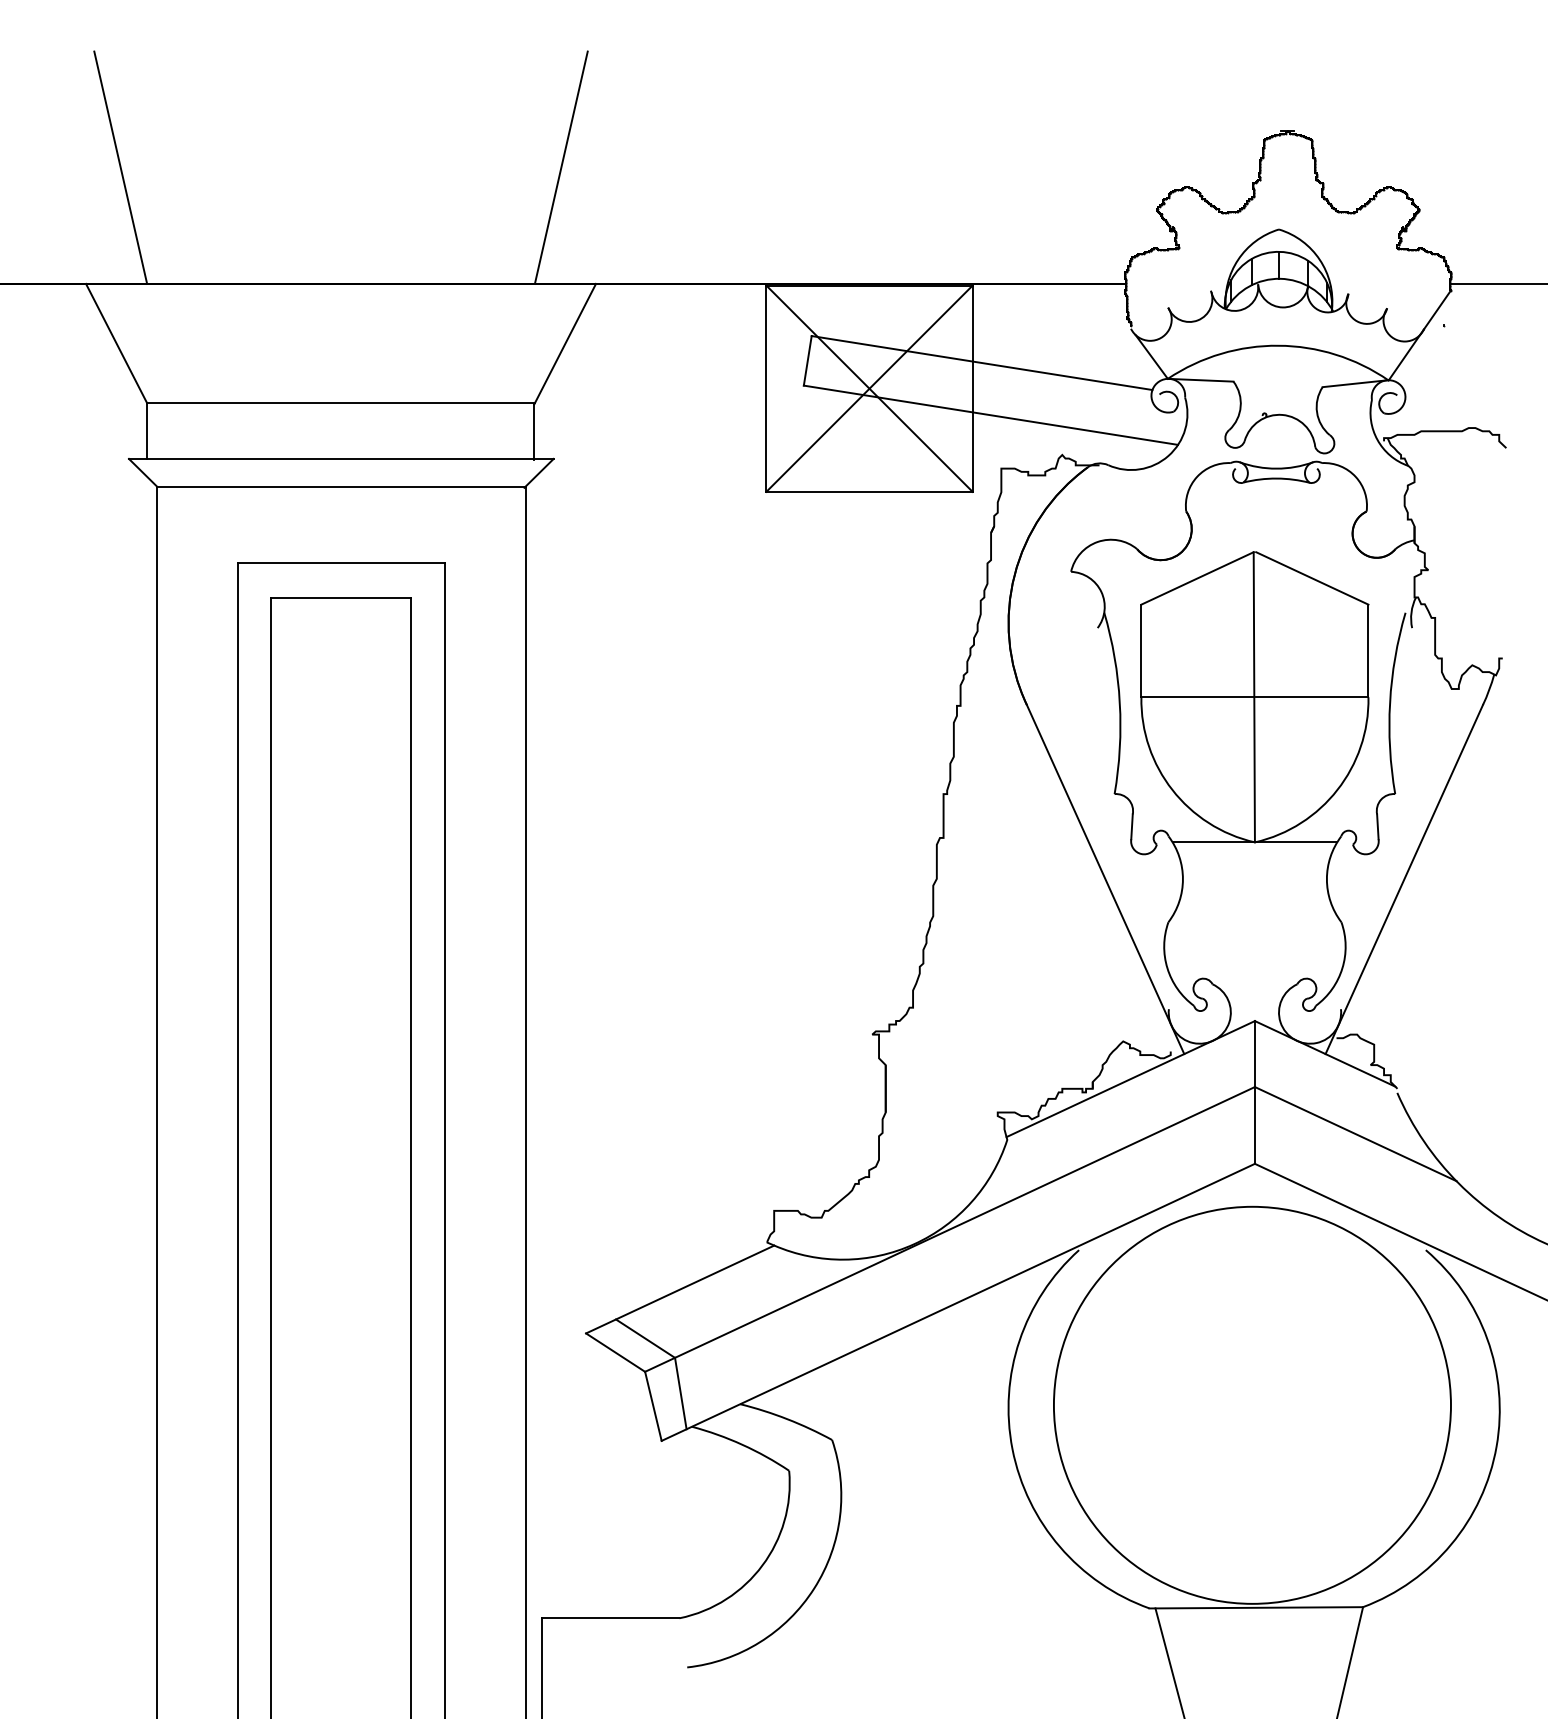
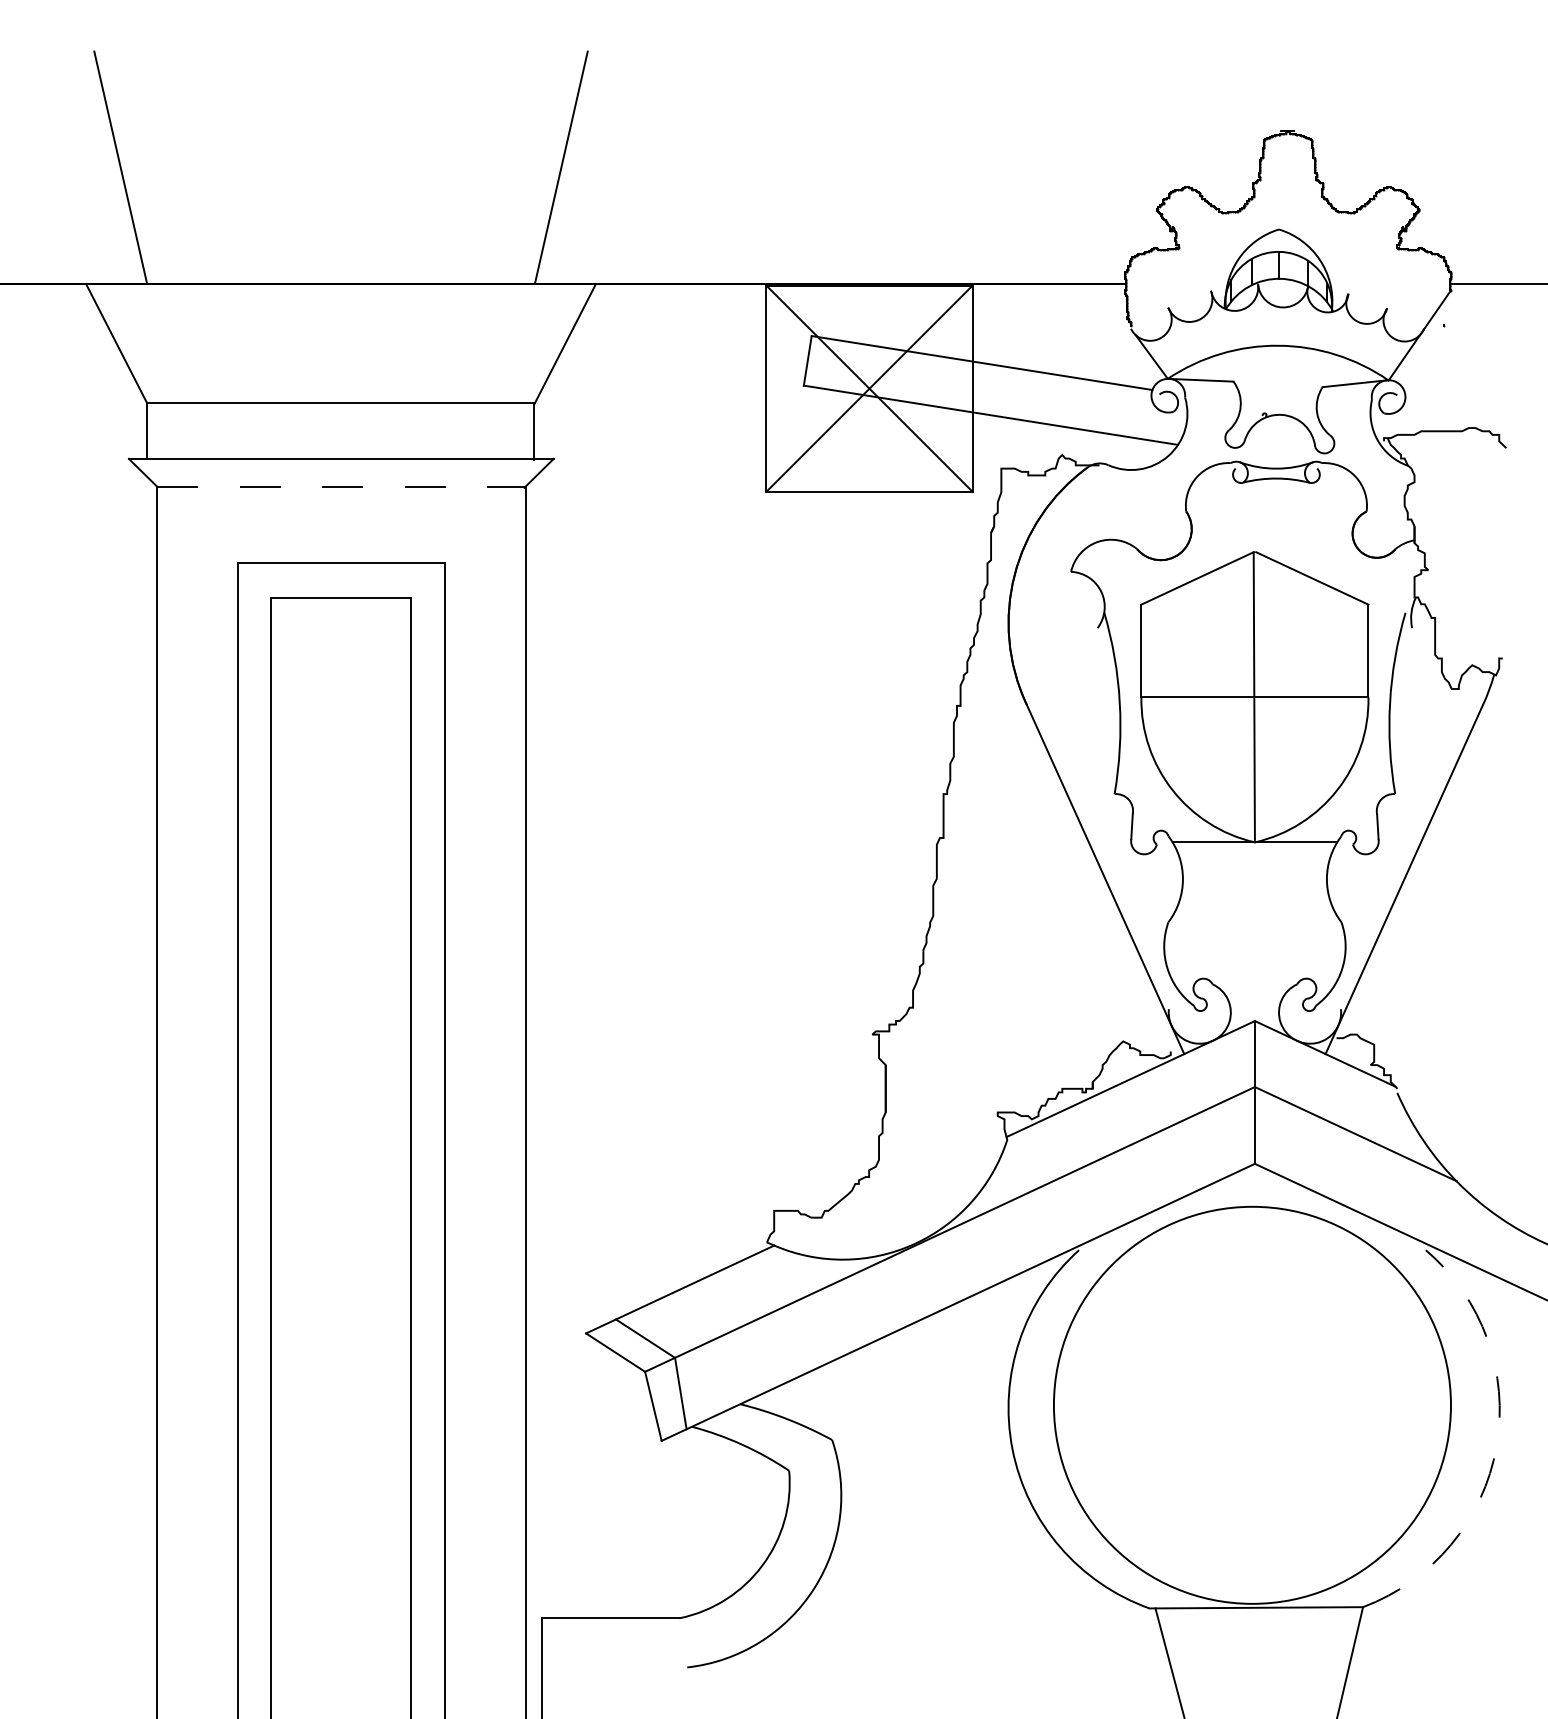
line: solid -> dashed (341, 486)
arc: solid -> dashed (1496, 1446)
